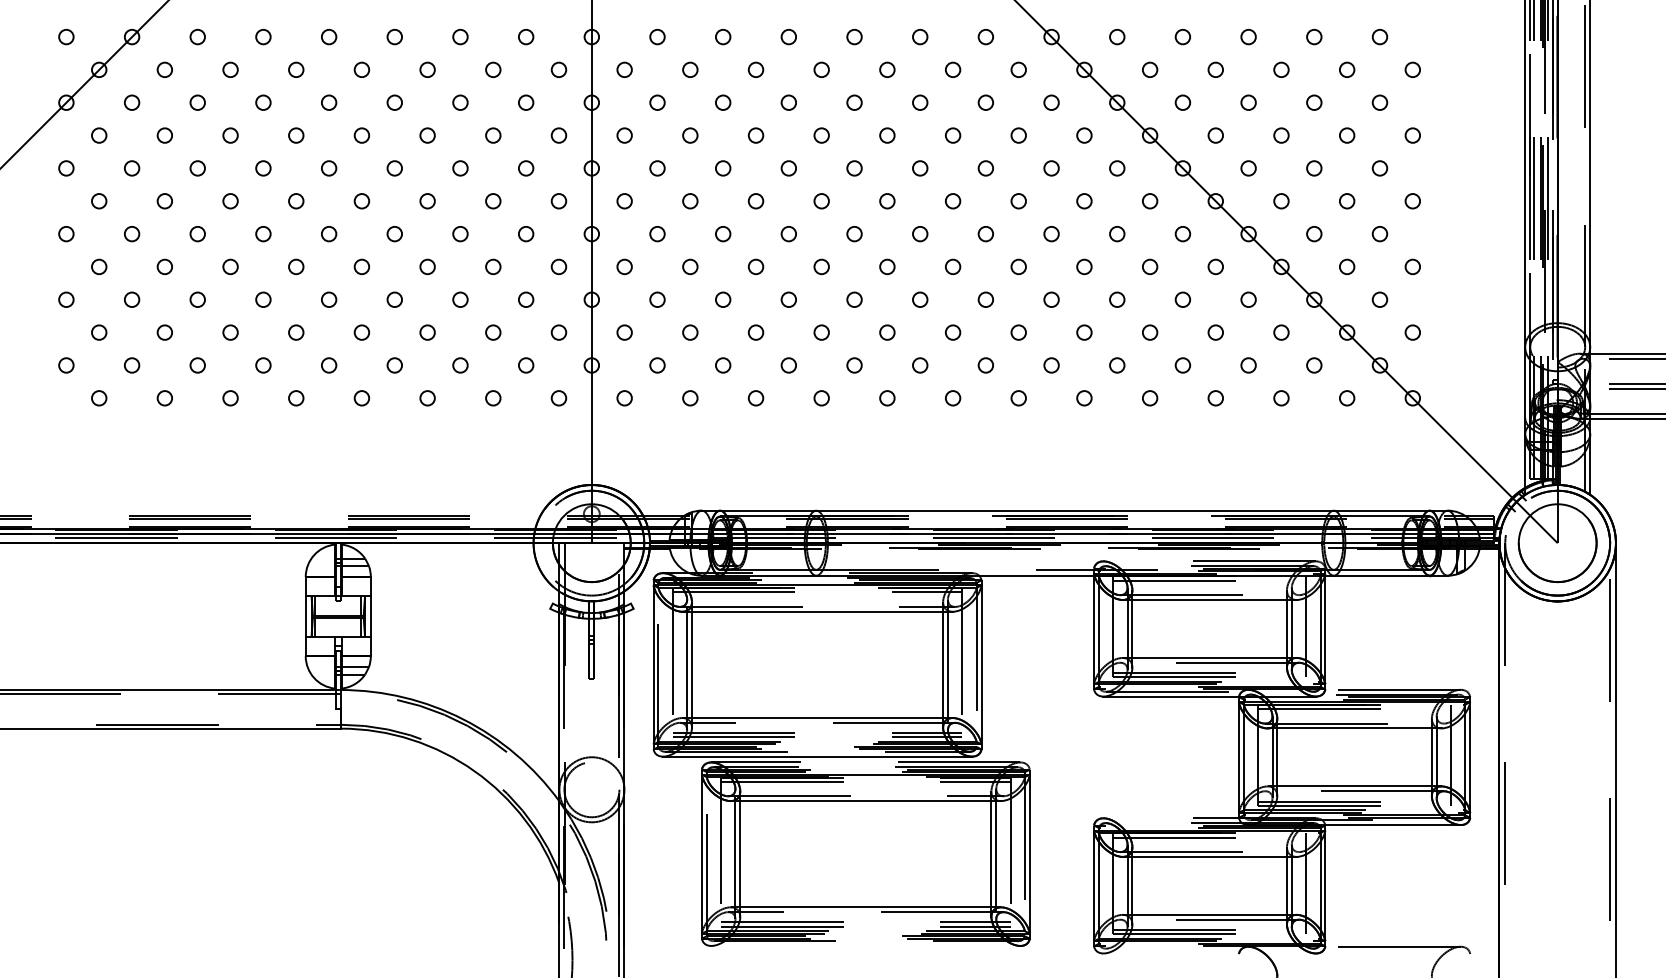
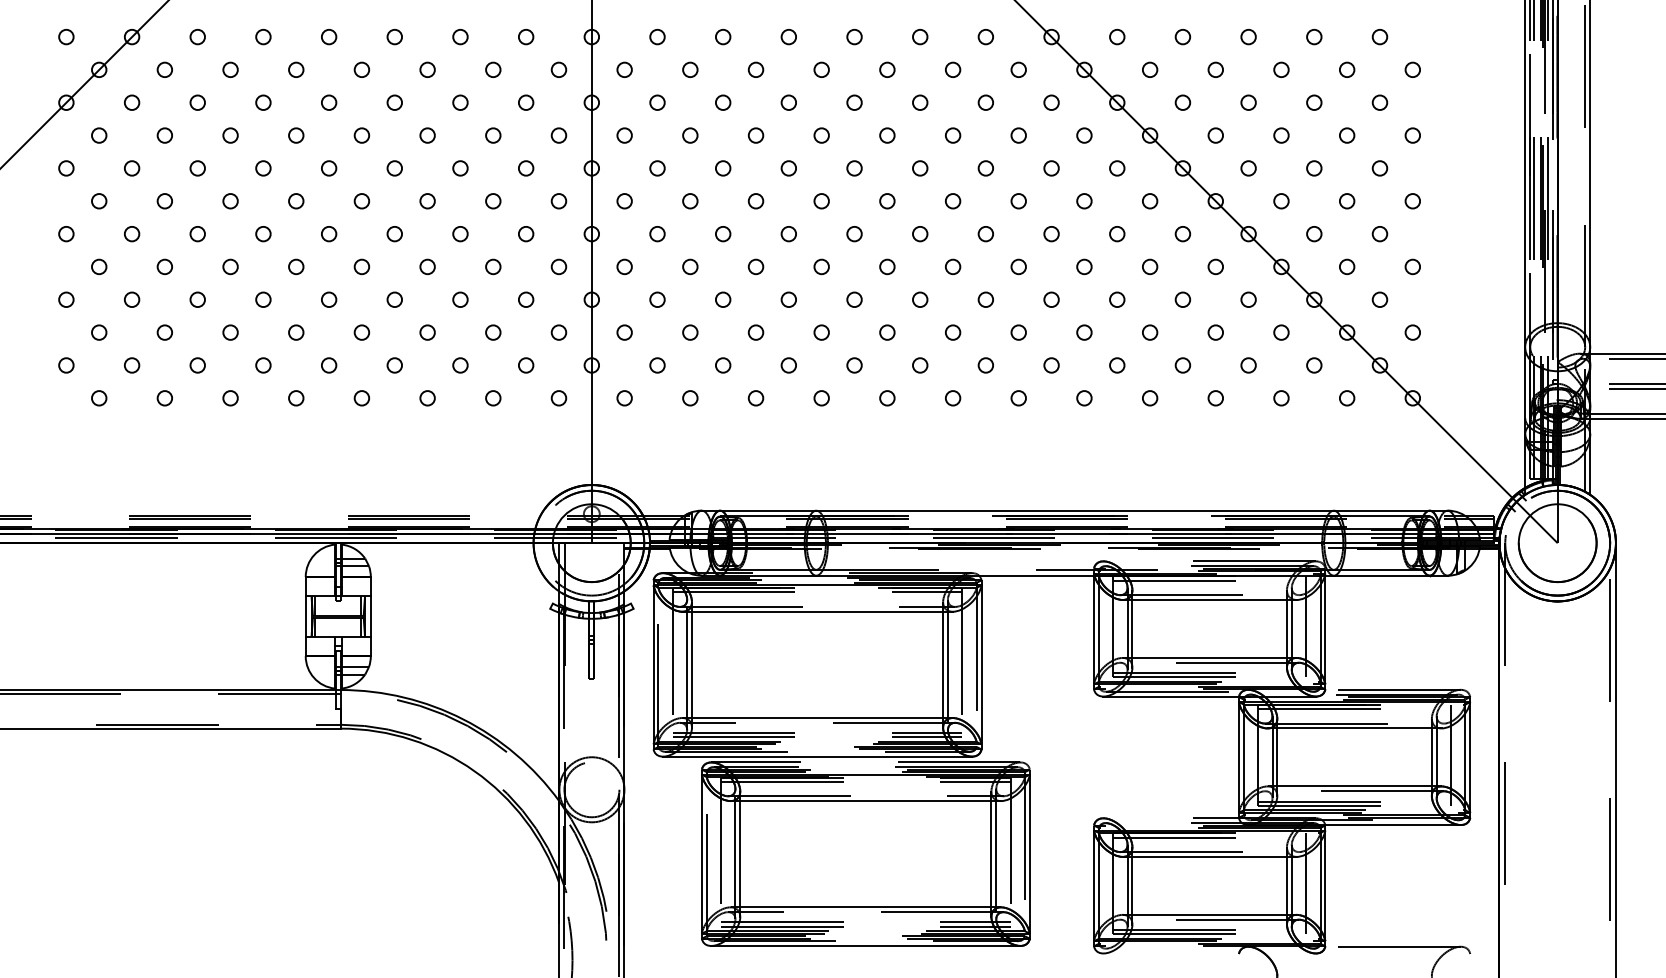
line: none -> present (865, 945)
